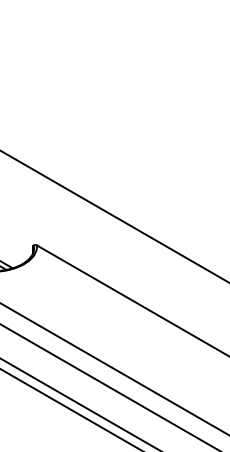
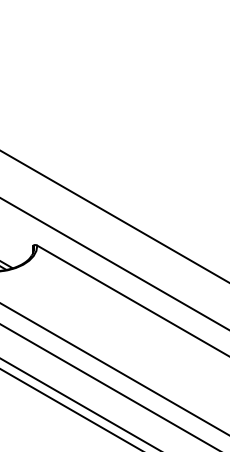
line: none -> present (114, 263)
